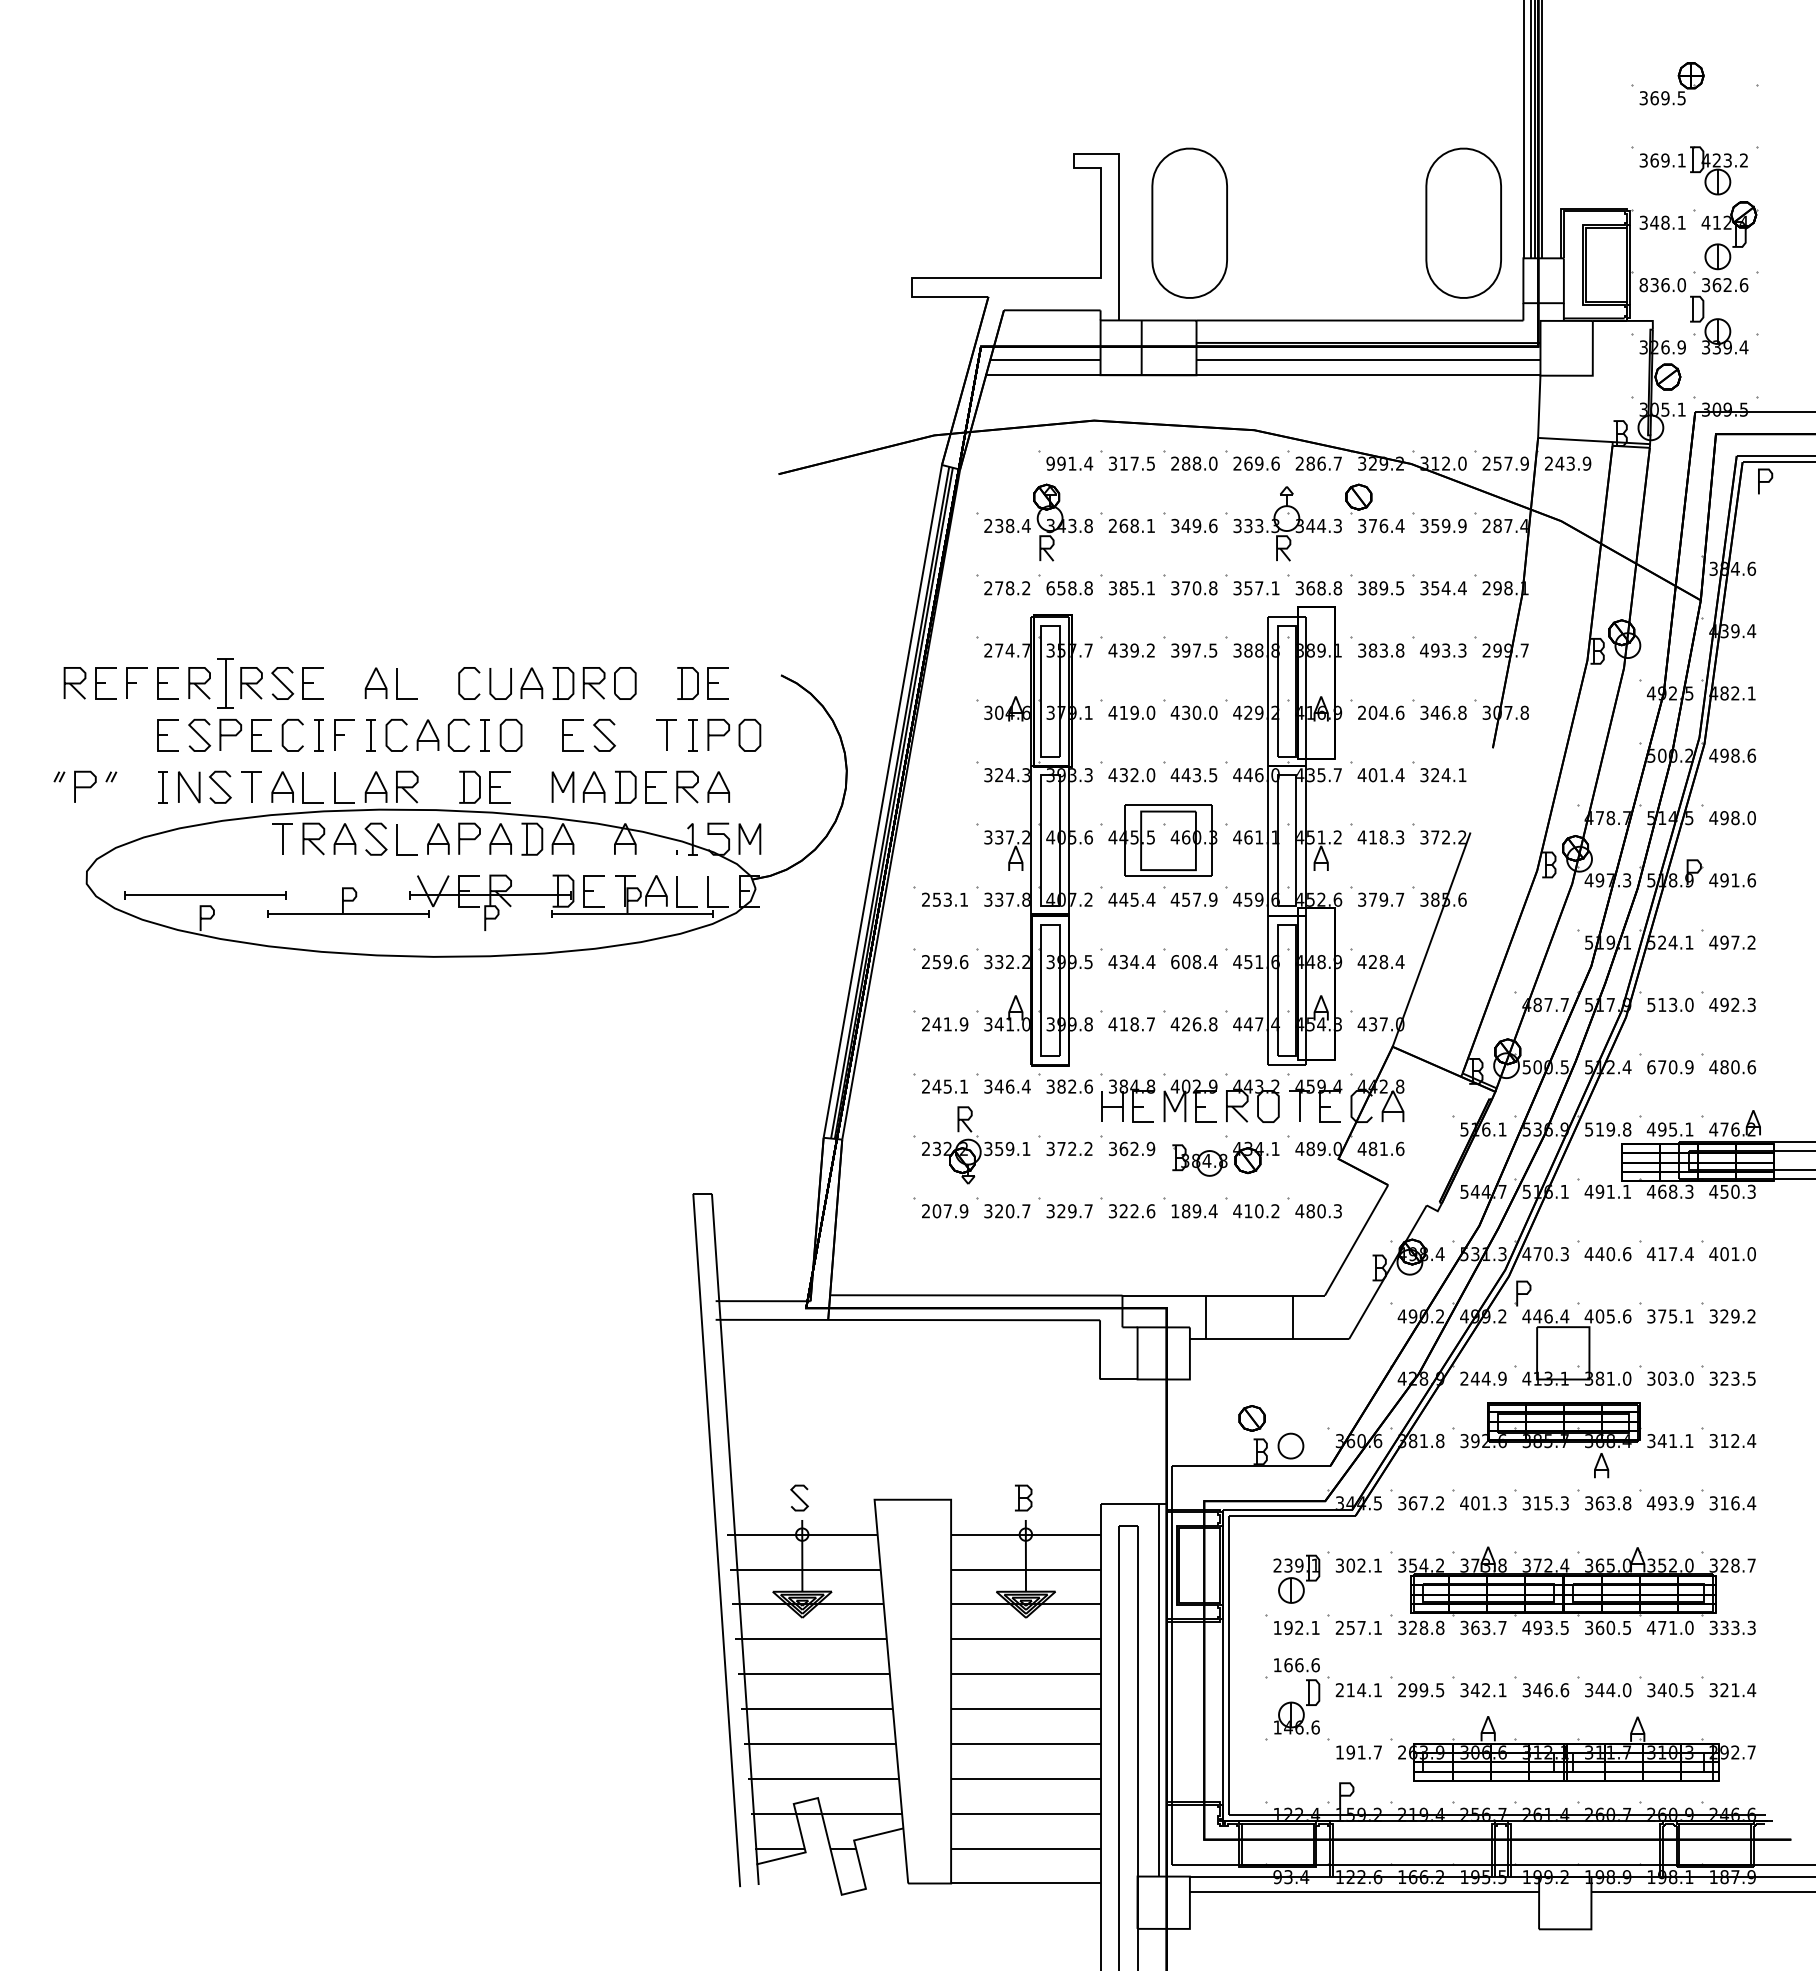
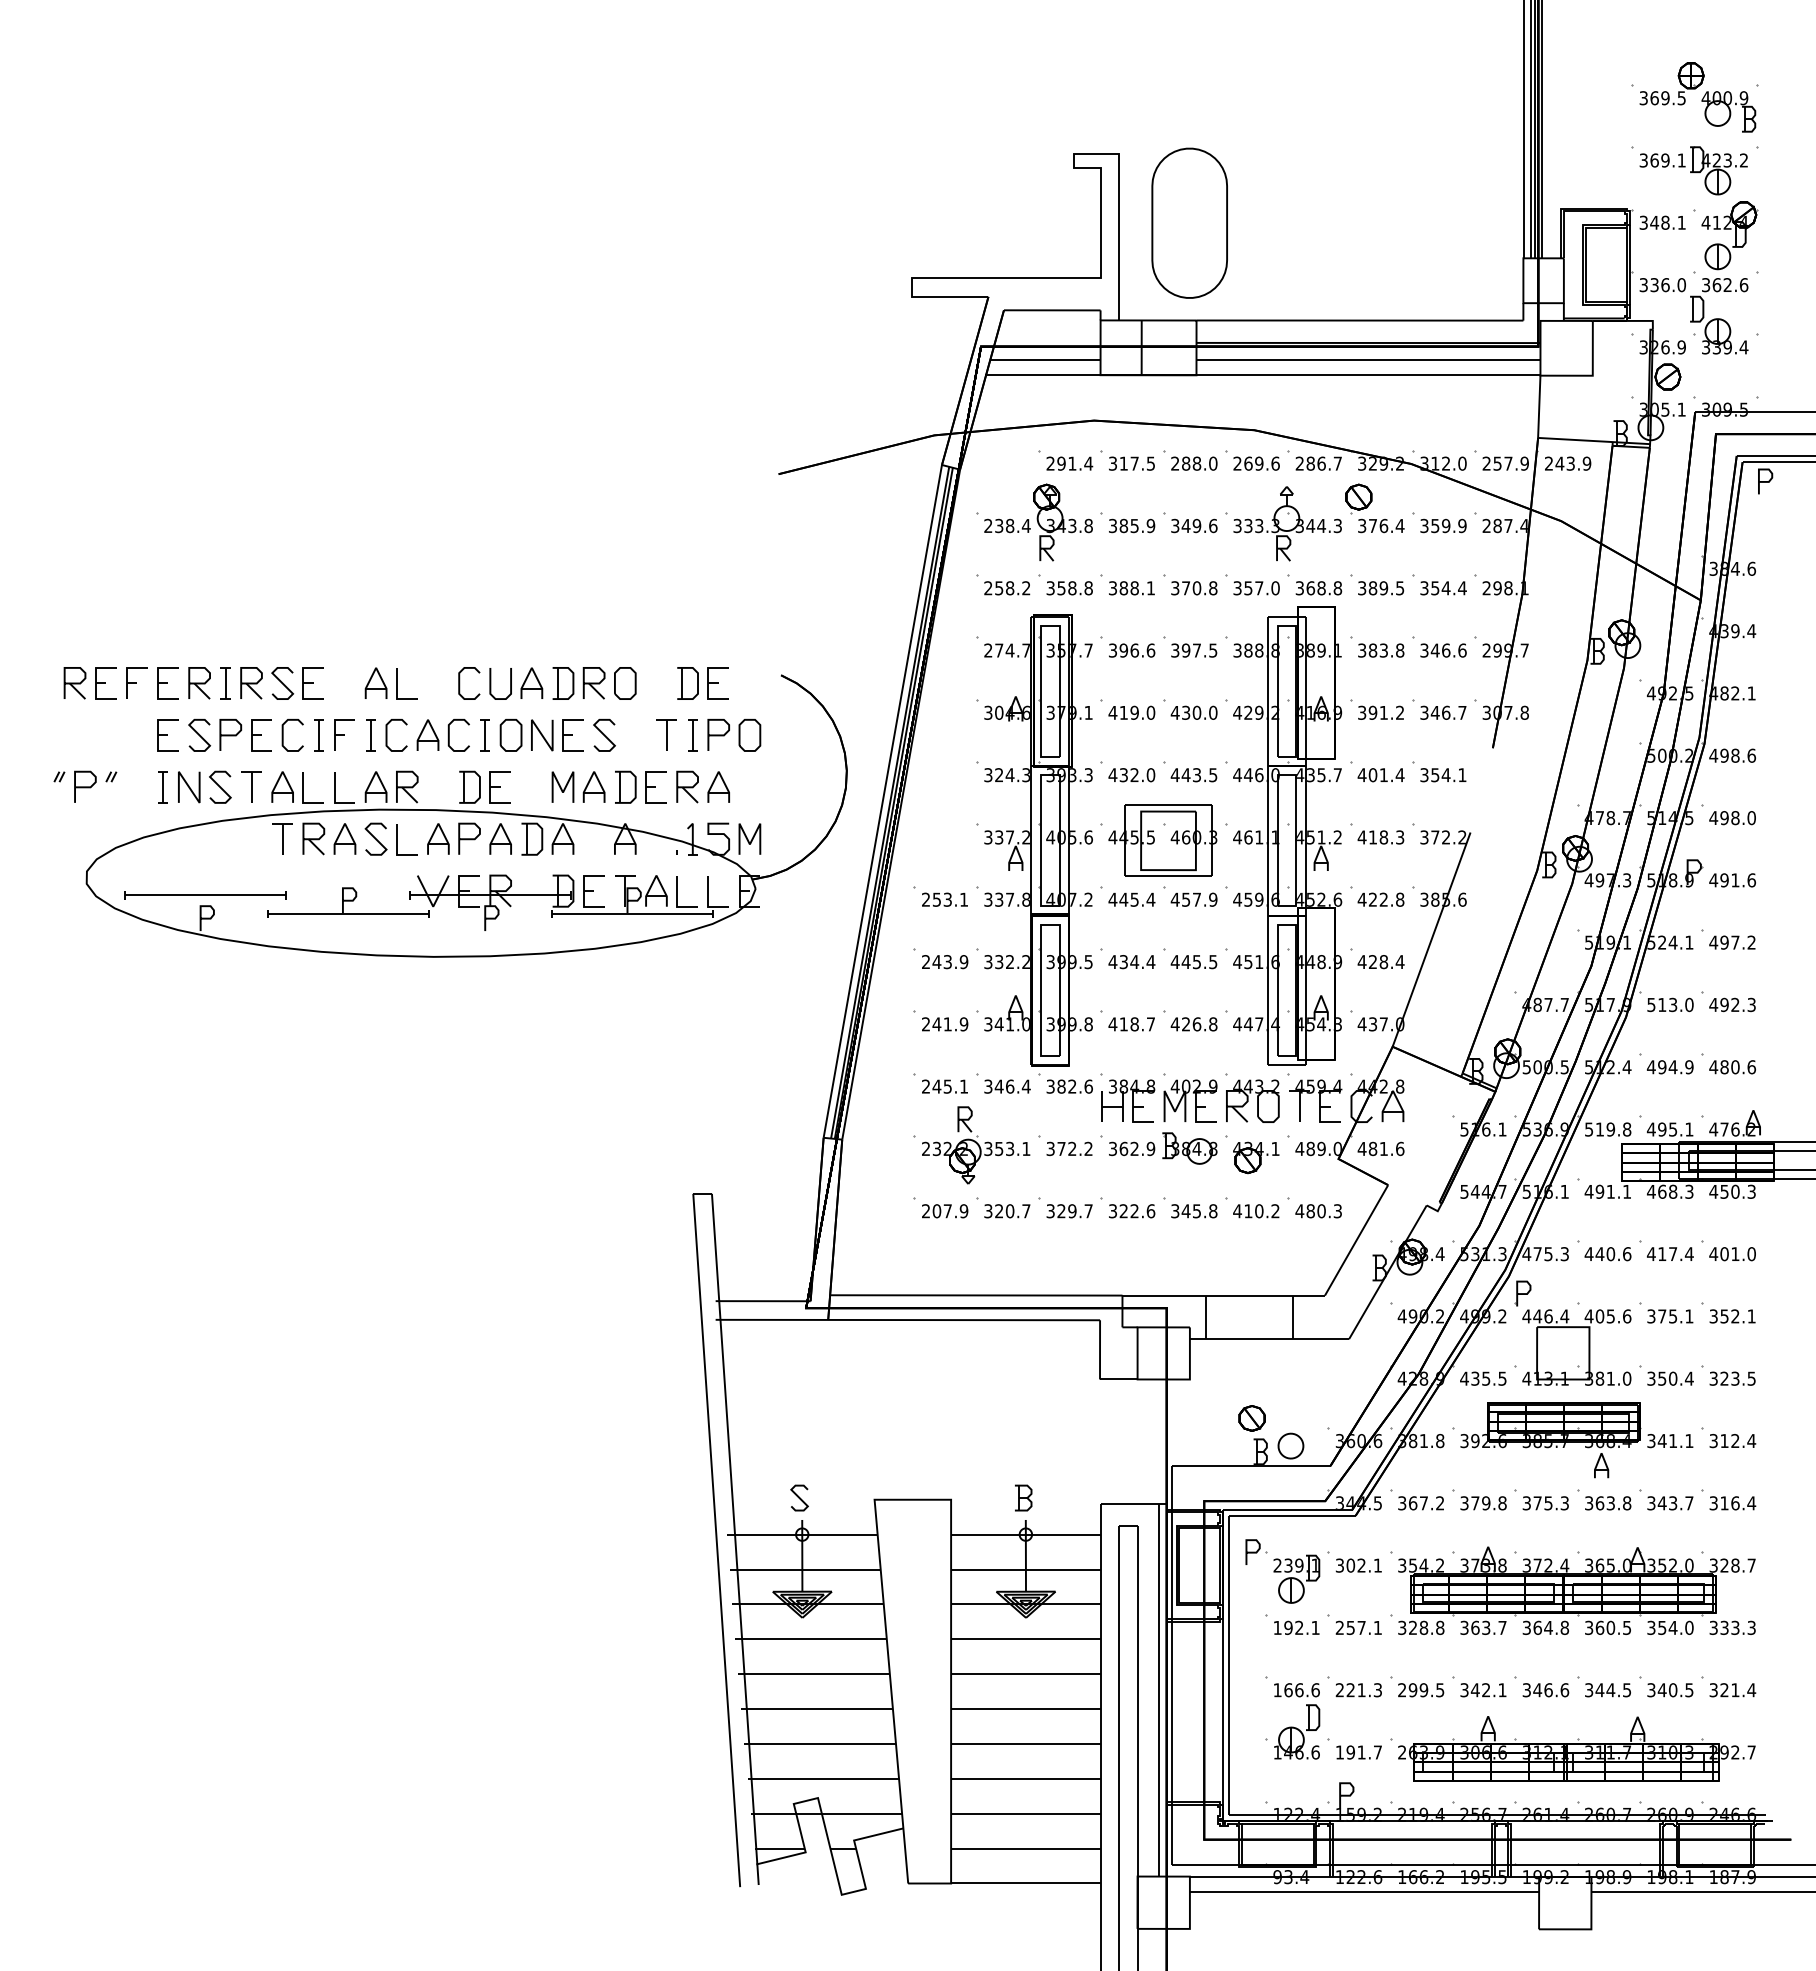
part: none -> present (1728, 111)
part: present -> none (1463, 222)
text: 836.0 -> 336.0 (1643, 285)
text: 991.4 -> 291.4 (1050, 463)
text: 268.1 -> 385.9 (1132, 525)
text: 278.2 -> 258.2 (999, 588)
text: 658.8 -> 358.8 (1050, 588)
text: 385.1 -> 388.1 (1134, 588)
text: 357.1 -> 357.0 (1275, 588)
text: 439.2 -> 396.6 (1131, 650)
text: 493.3 -> 346.6 (1443, 650)
part size: 17x51 px -> 11x33 px (225, 683)
text: 204.6 -> 391.2 (1381, 712)
text: 346.8 -> 346.7 (1462, 712)
line: none -> present (542, 735)
text: 324.1 -> 354.1 (1435, 775)
text: 379.7 -> 422.8 (1380, 899)
text: 259.6 -> 243.9 (950, 962)
text: 608.4 -> 445.5 (1193, 962)
text: 670.9 -> 494.9 (1661, 1067)
text: 359.1 -> 353.1 (1009, 1148)
part position: (1199, 1160) -> (1189, 1148) (1189, 1148)
text: 189.4 -> 345.8 (1194, 1211)
text: 470.3 -> 475.3 (1548, 1254)
text: 329.2 -> 352.1 (1737, 1316)
text: 244.9 -> 435.5 (1483, 1378)
text: 303.0 -> 350.4 (1675, 1378)
text: 401.3 -> 379.8 (1483, 1503)
text: 315.3 -> 375.3 (1537, 1503)
text: 493.9 -> 343.7 (1669, 1503)
part: none -> present (1256, 1551)
text: 493.5 -> 364.8 (1545, 1627)
text: 471.0 -> 354.0 (1661, 1627)
text: 214.1 -> 221.3 (1363, 1690)
text: 344.0 -> 344.5 (1626, 1690)
part position: (1296, 1702) -> (1296, 1727) (1296, 1727)
